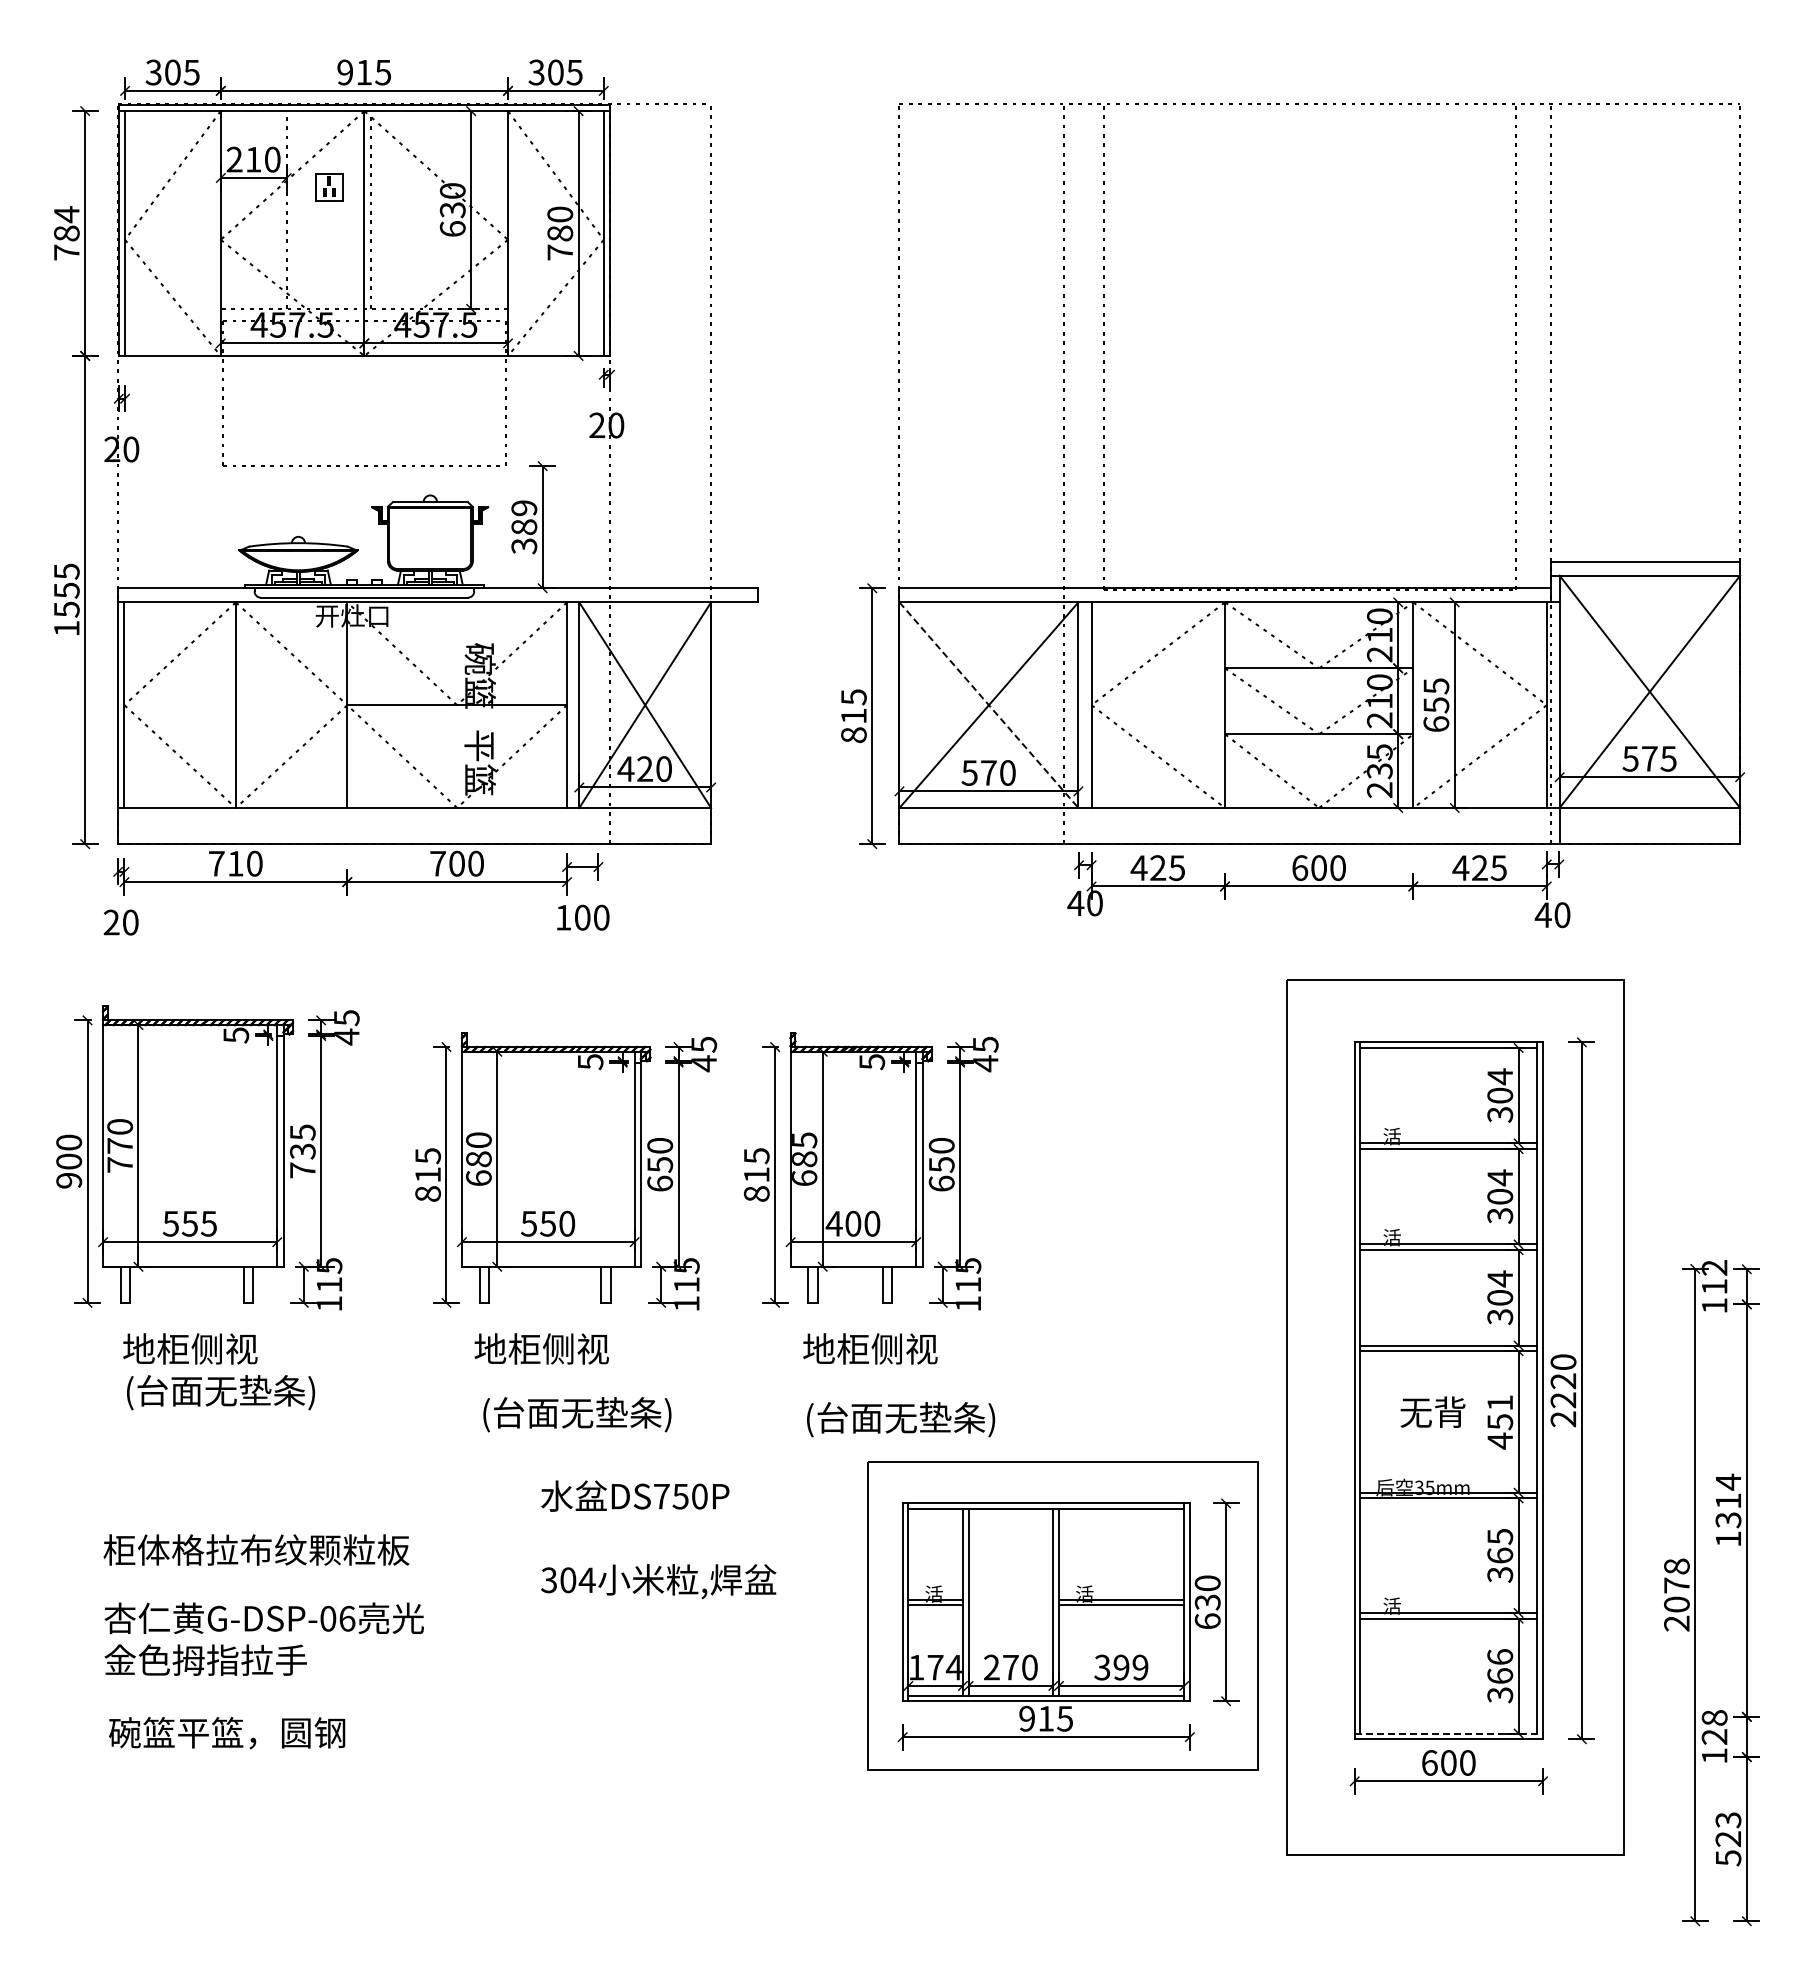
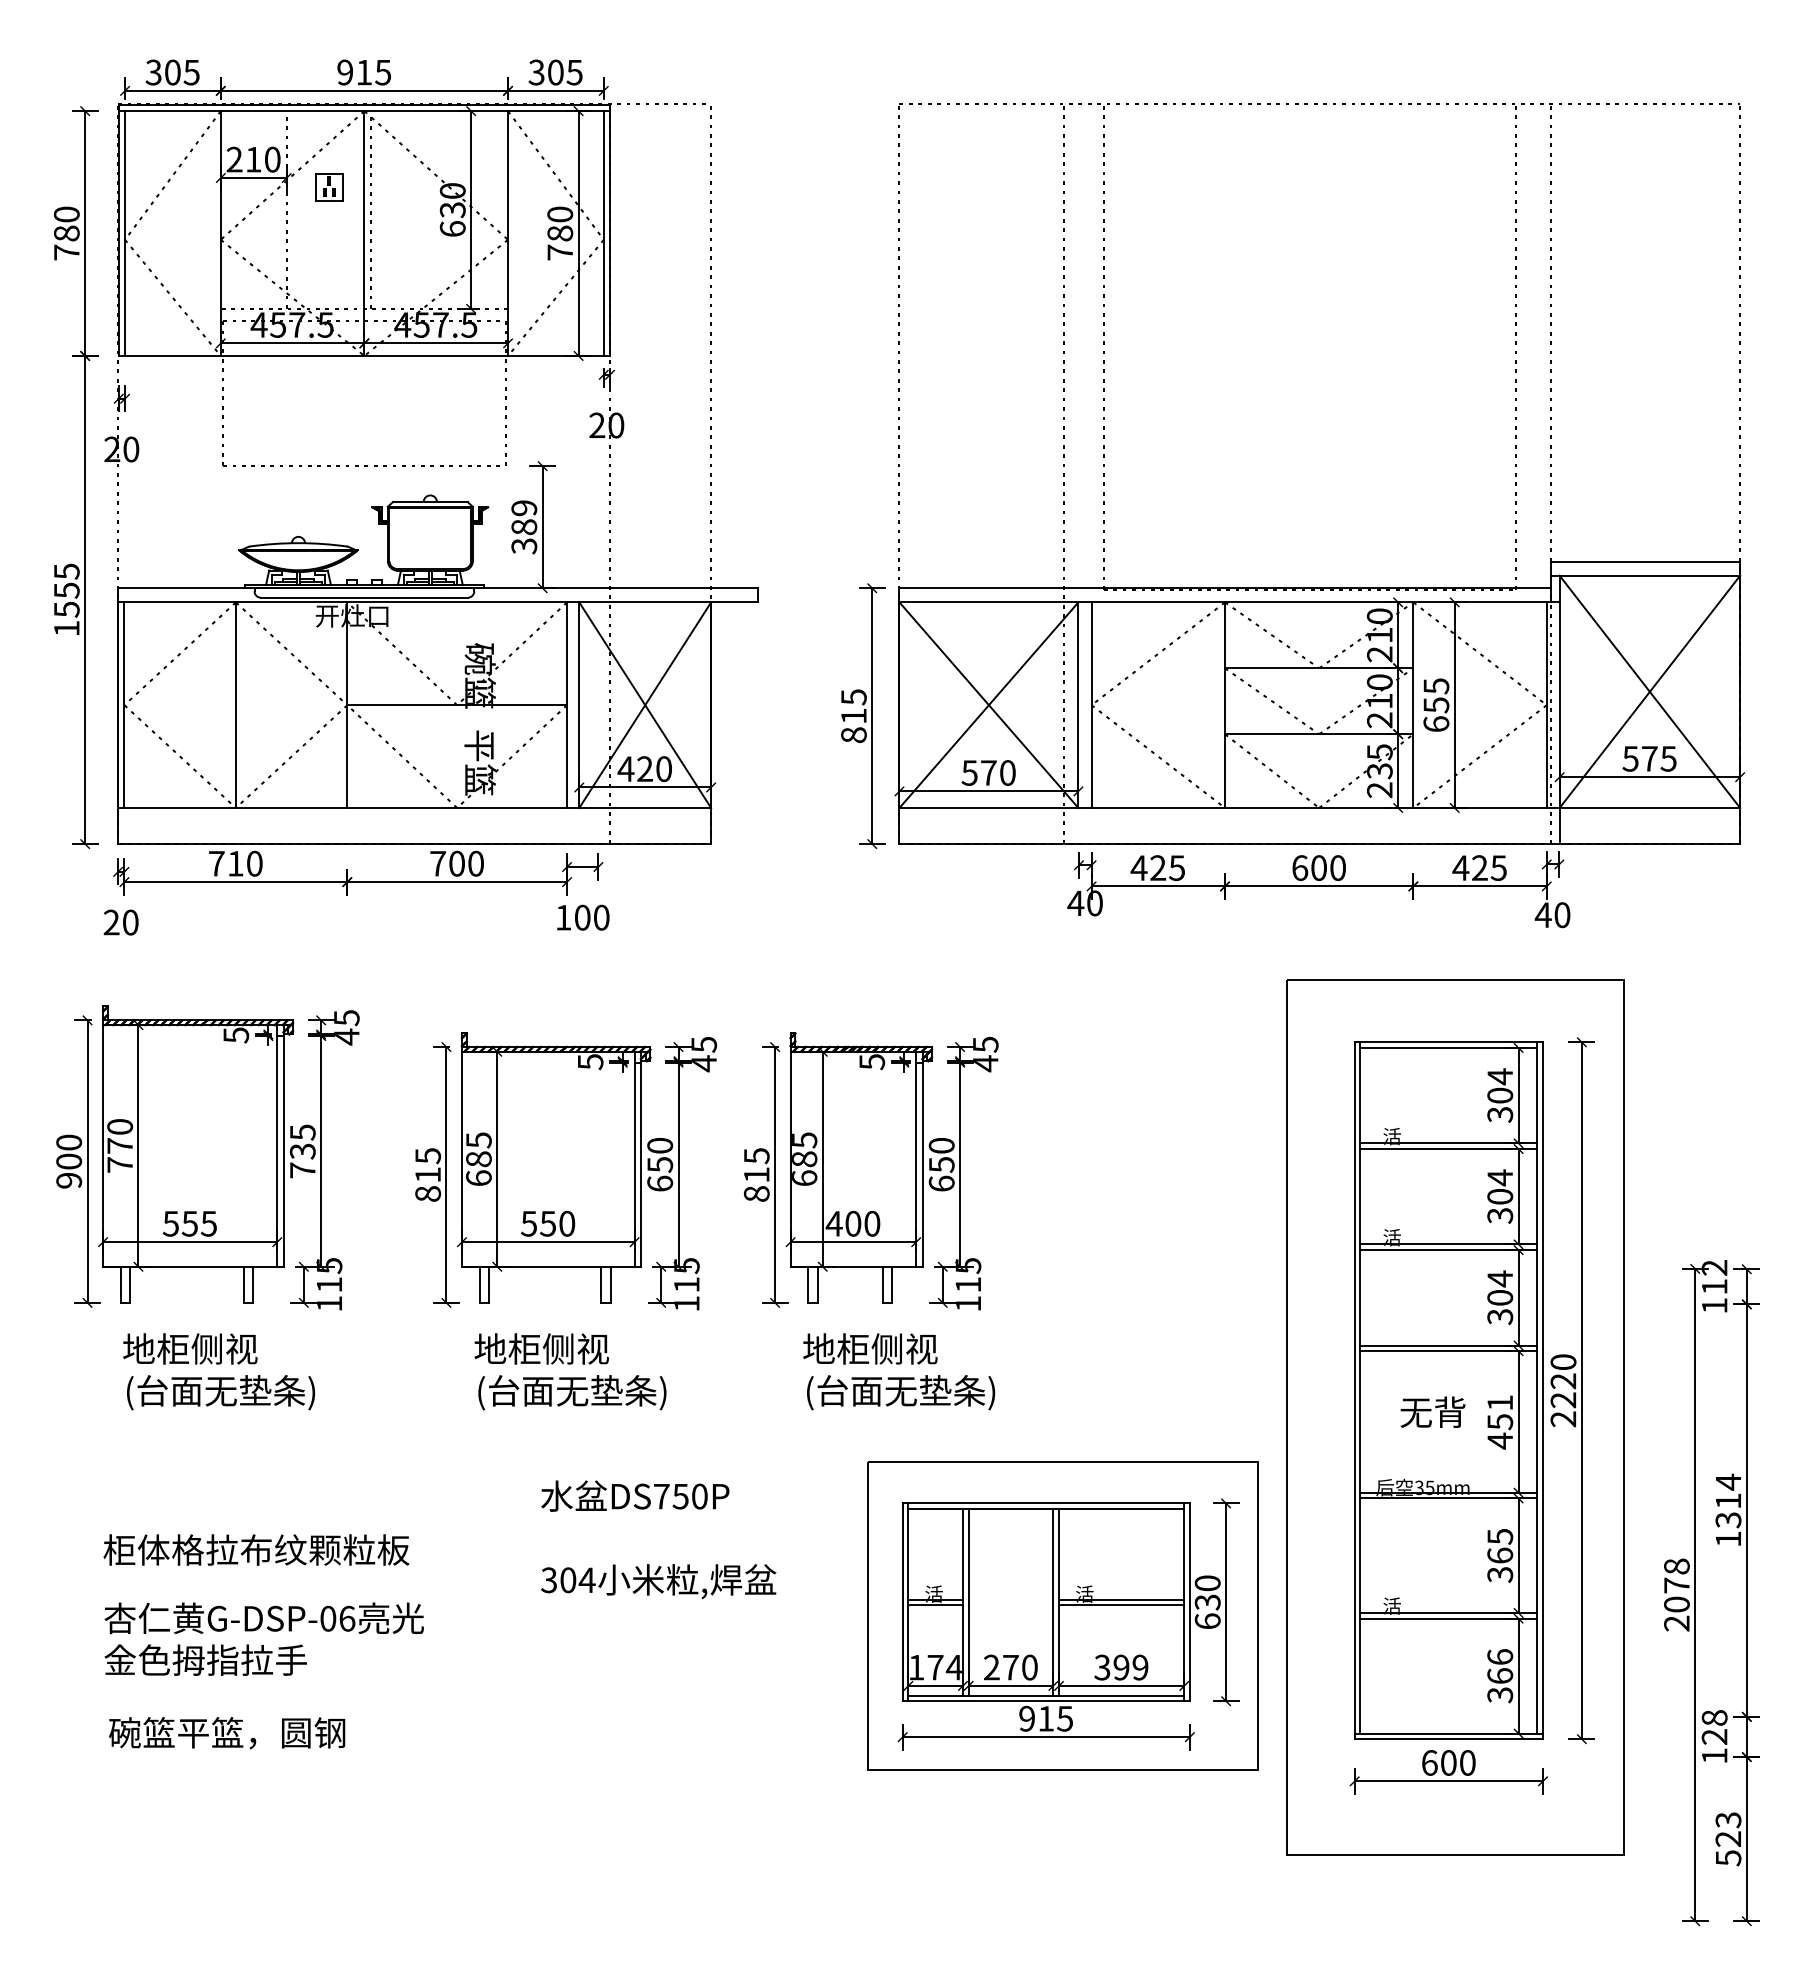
text: 784 -> 780 (66, 214)
line: dashed -> solid (989, 705)
text: 680 -> 685 (478, 1140)
text position: (577, 1414) -> (572, 1392) (572, 1392)
text position: (901, 1419) -> (901, 1392) (901, 1392)
line: dashed -> solid (1449, 1733)
